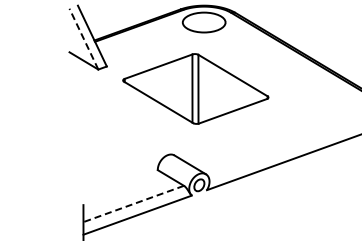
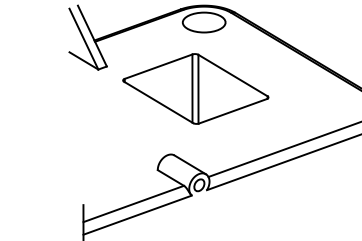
line: dashed -> solid (83, 39)
line: none -> present (283, 149)
line: dashed -> solid (133, 204)
